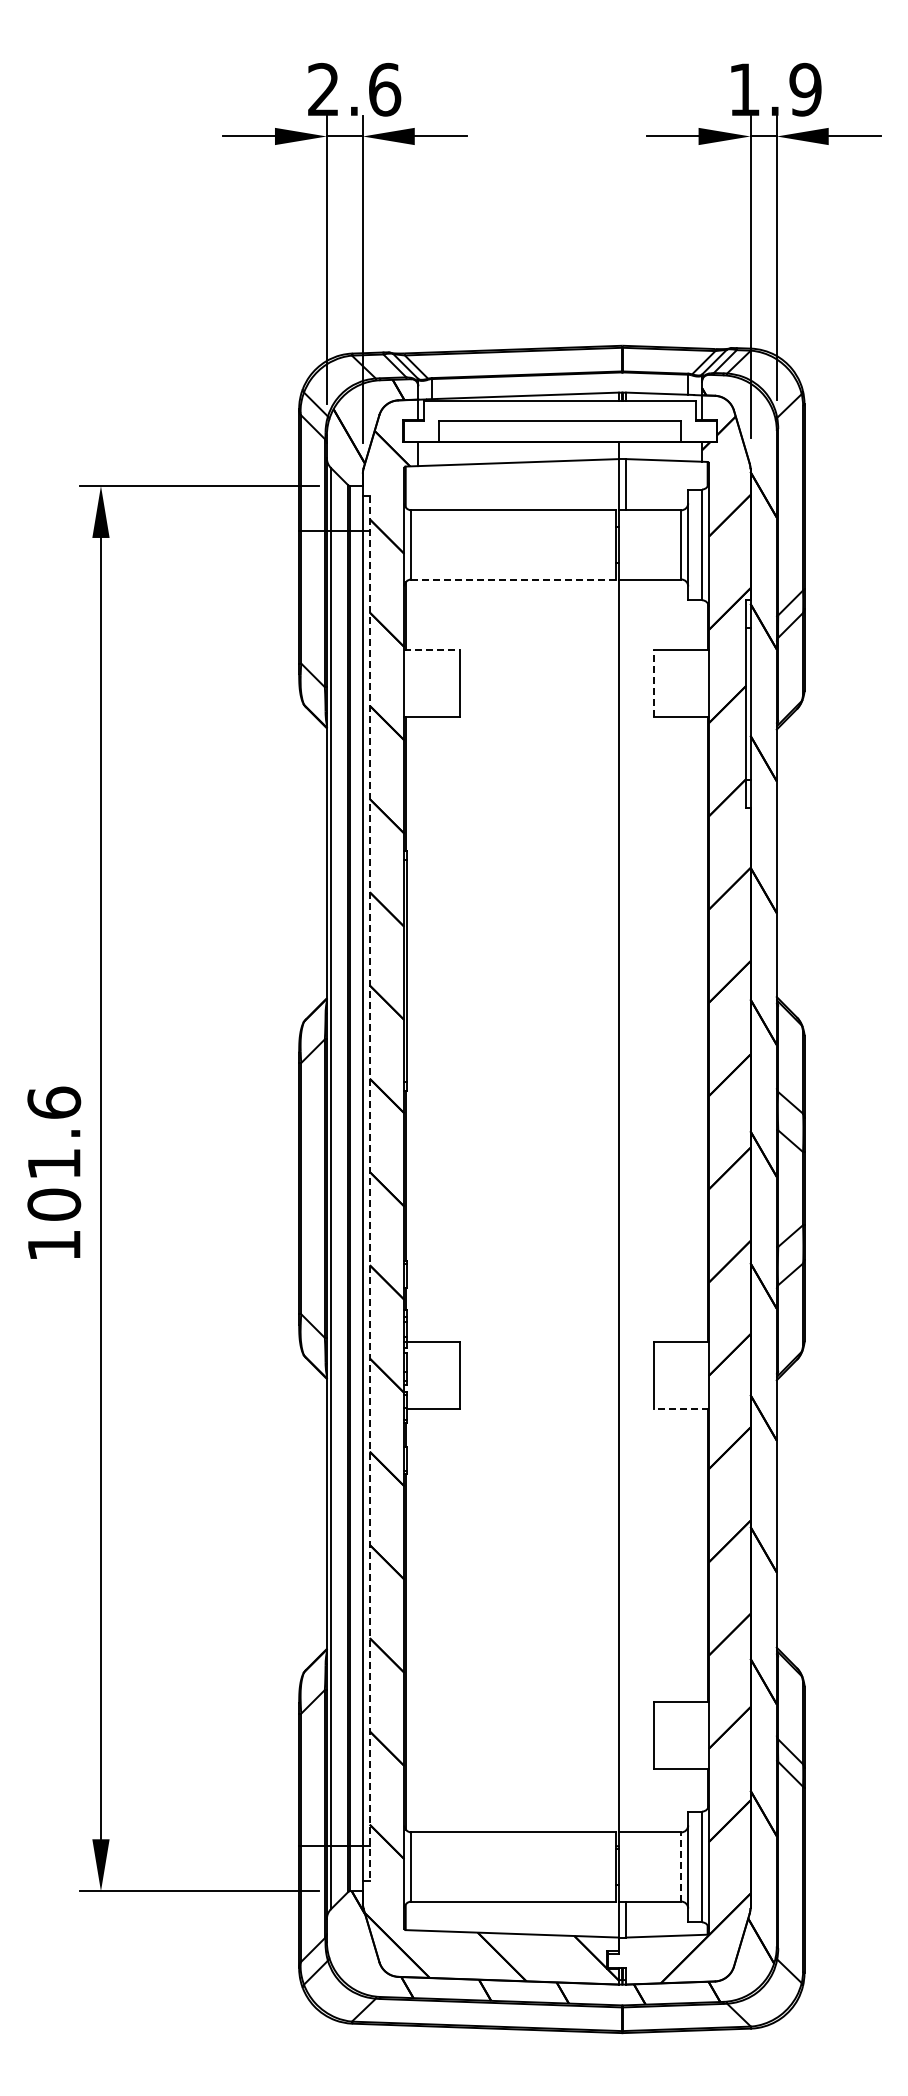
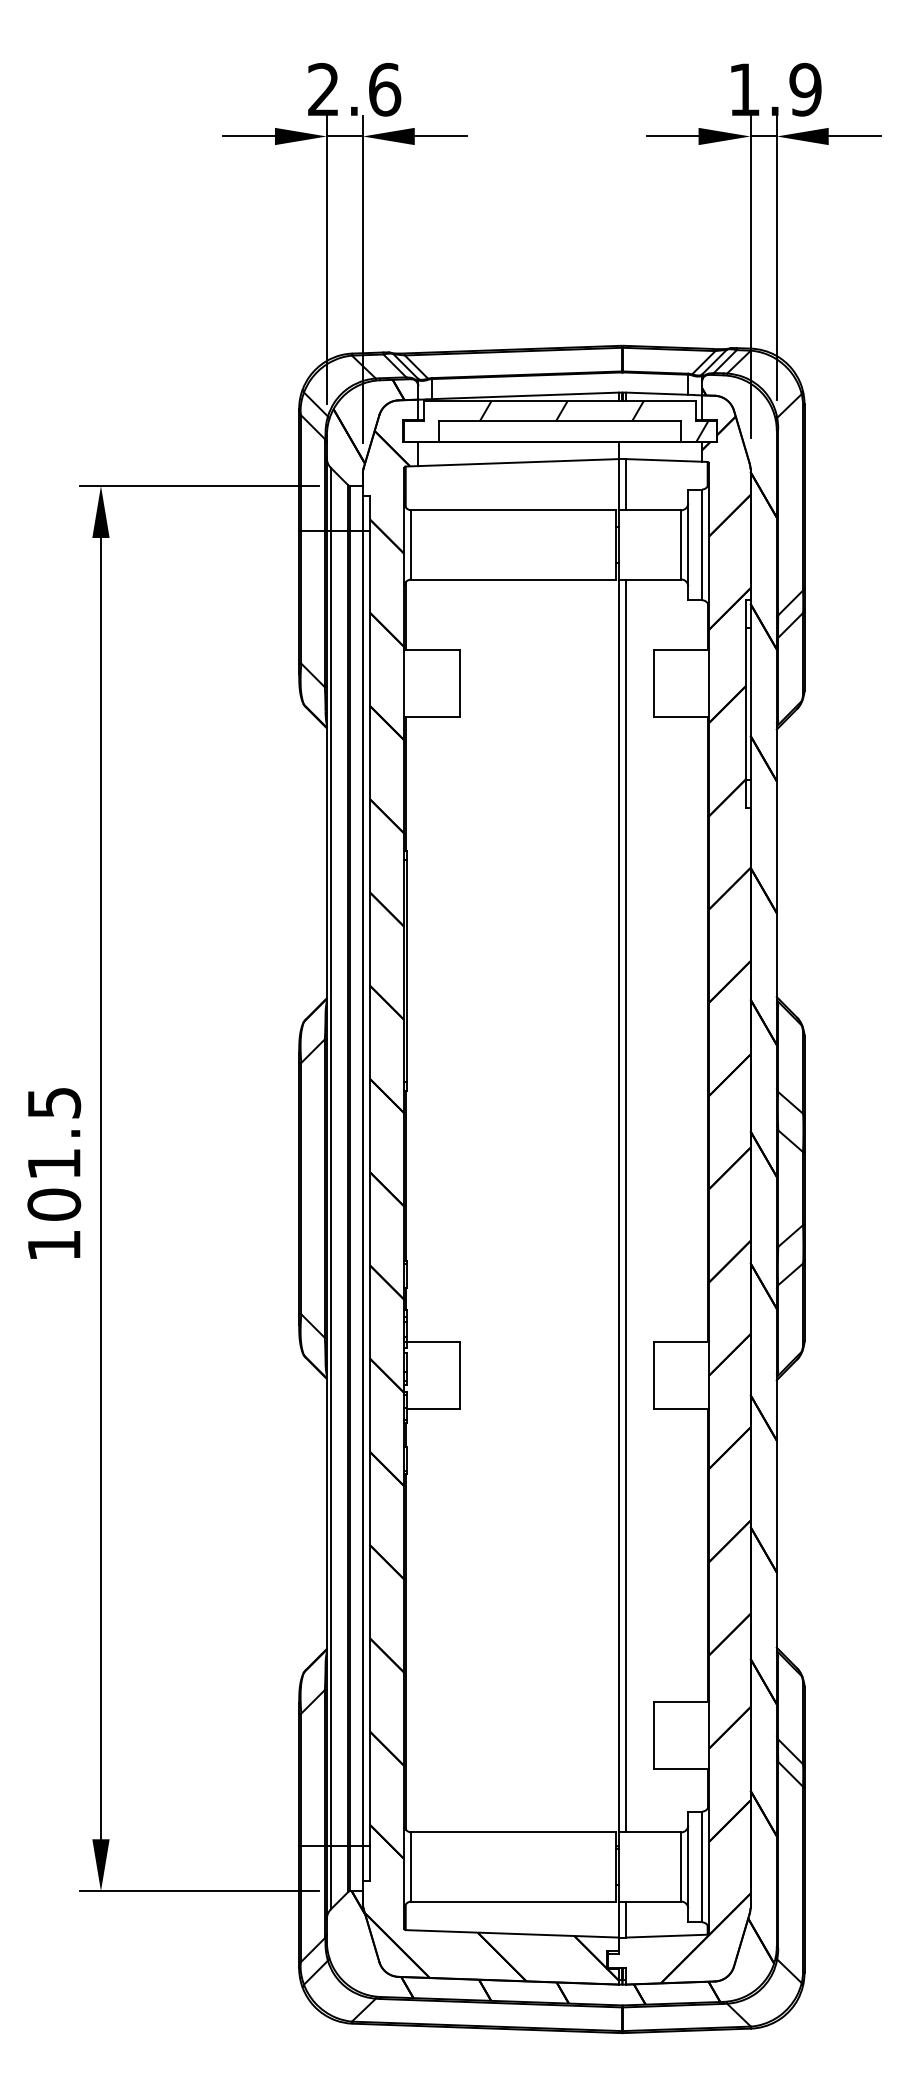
hatch: none -> present (555, 420)
line: dashed -> solid (514, 579)
line: dashed -> solid (432, 650)
line: dashed -> solid (653, 682)
text: 101.6 -> 101.5 (54, 1102)
line: dashed -> solid (369, 1189)
line: none -> present (625, 1205)
line: dashed -> solid (681, 1408)
line: dashed -> solid (681, 1866)
